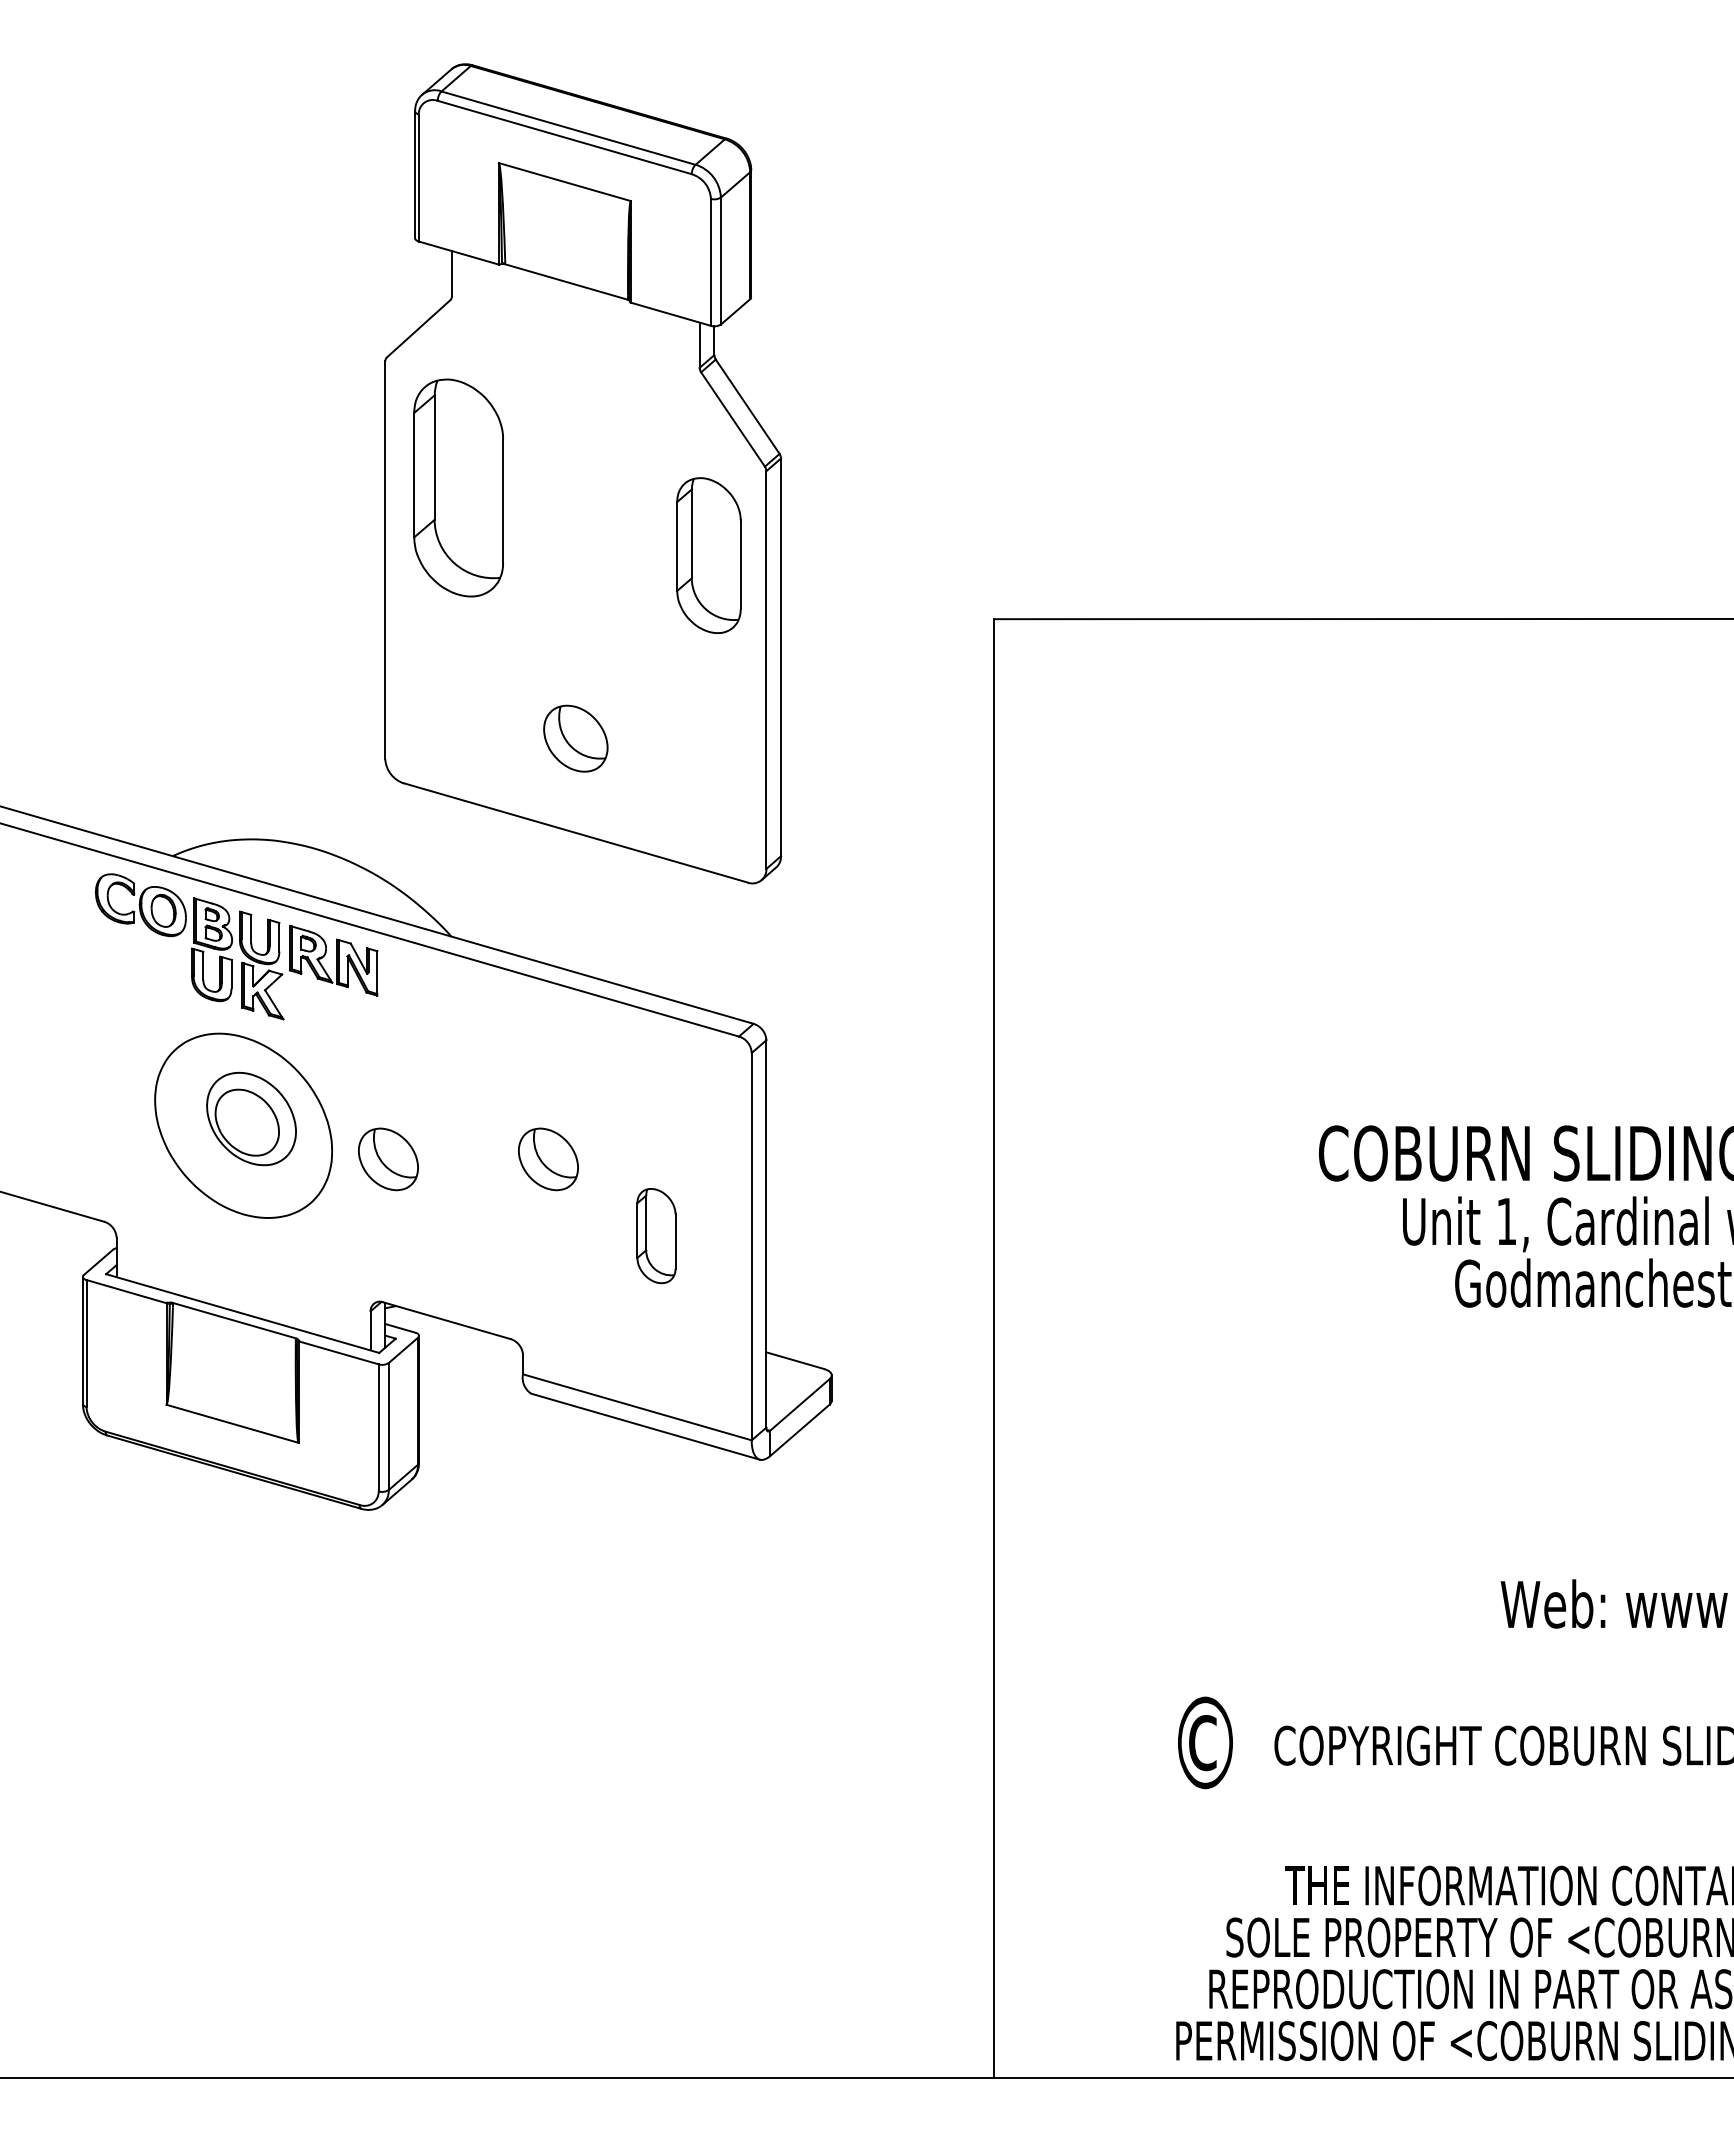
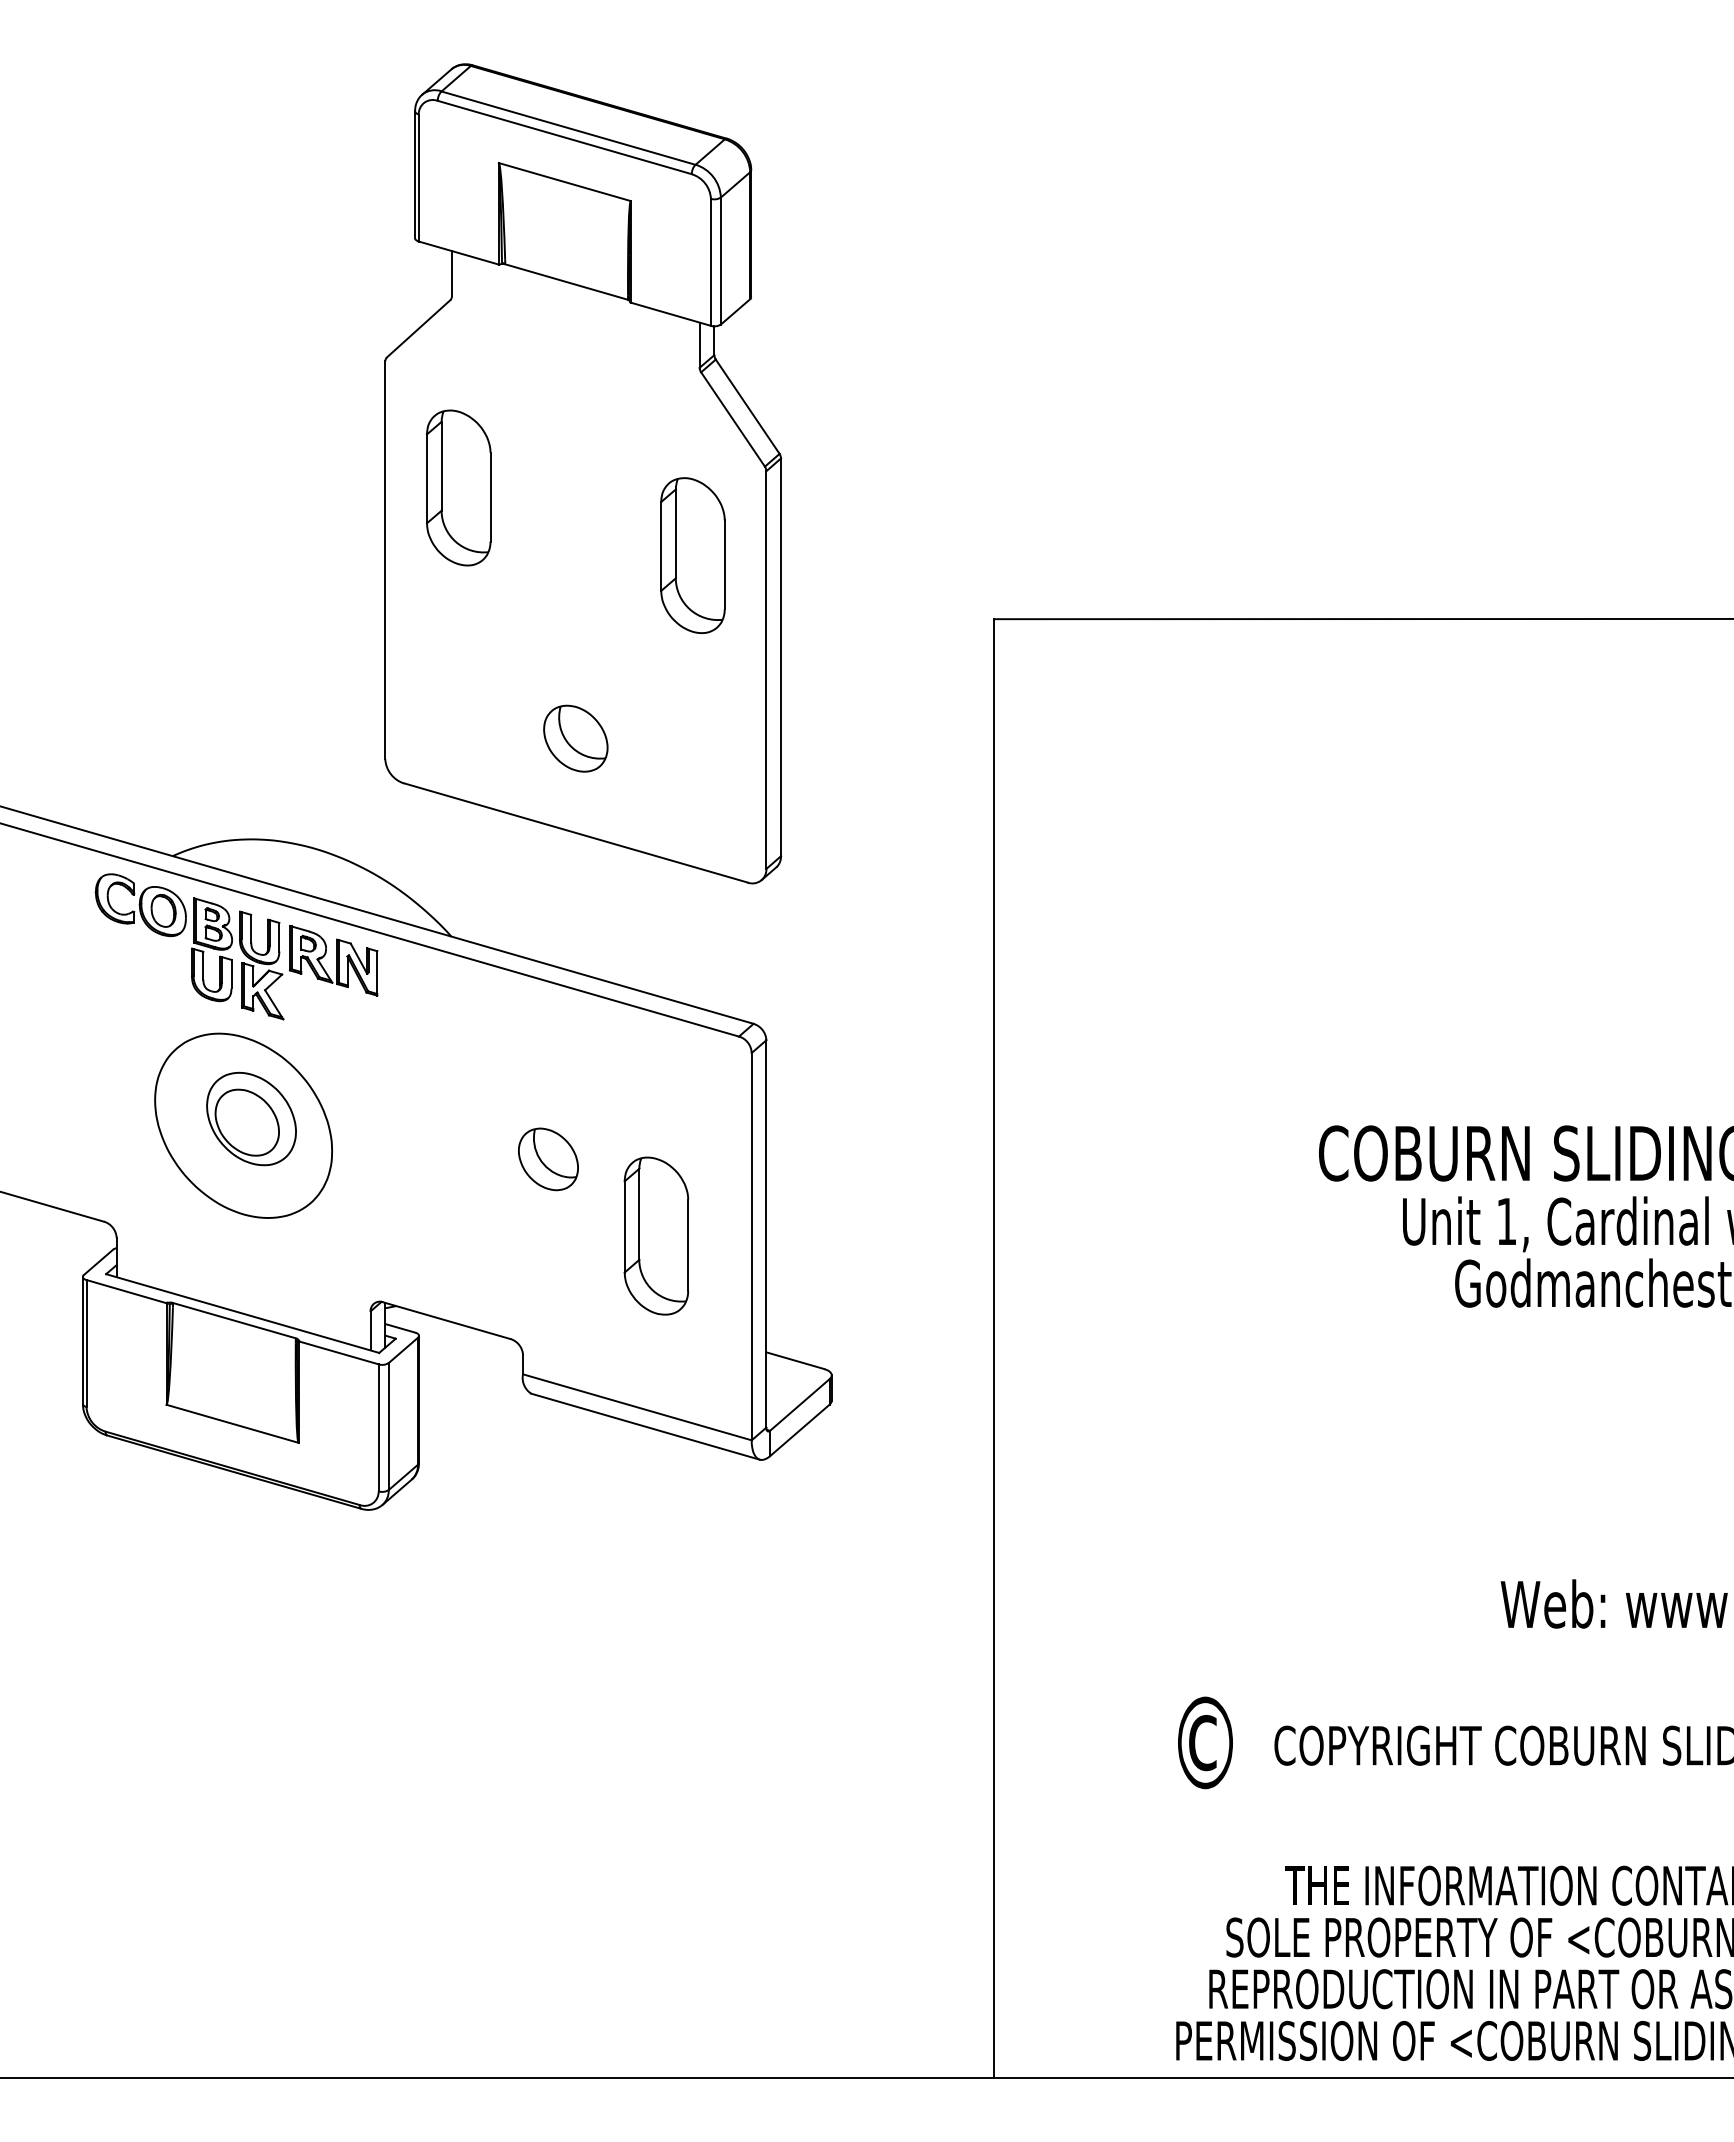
part size: 91x220 px -> 66x158 px (458, 487)
part position: (708, 555) -> (692, 555) (692, 555)
part: present -> none (388, 1159)
part size: 41x97 px -> 67x160 px (656, 1235)
